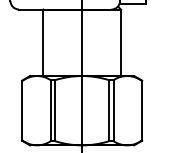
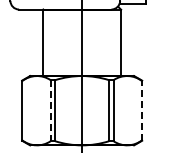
line: solid -> dashed (50, 110)
line: solid -> dashed (142, 110)
